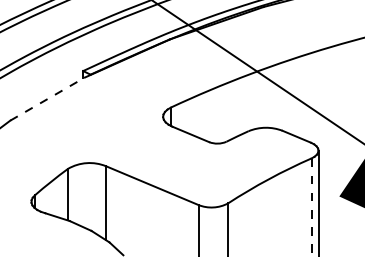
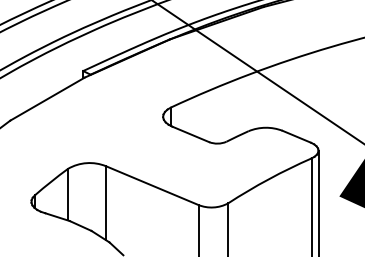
line: dashed -> solid (48, 98)
line: dashed -> solid (311, 207)
